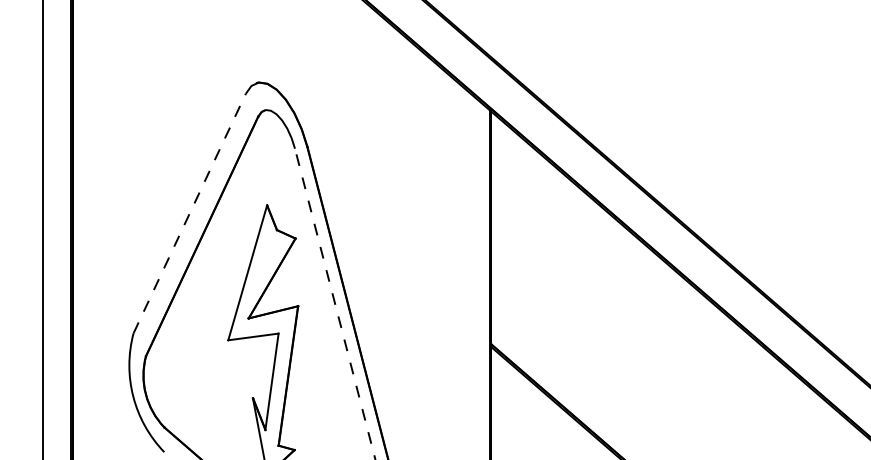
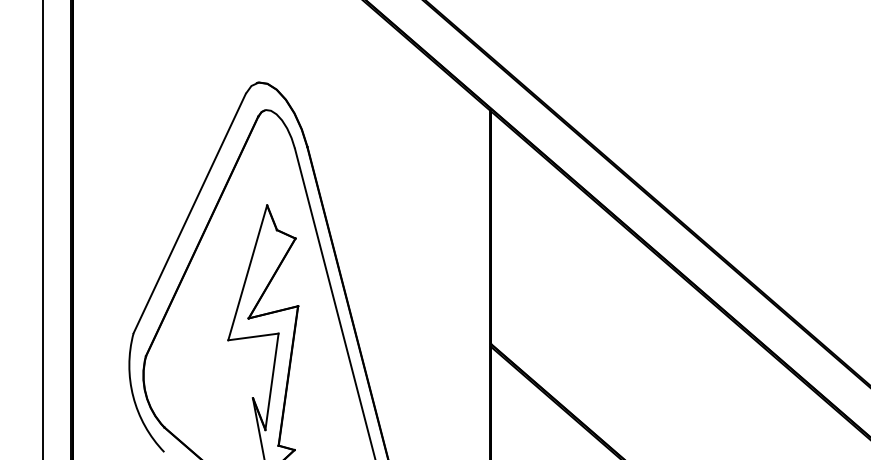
line: dashed -> solid (189, 213)
line: dashed -> solid (335, 304)
